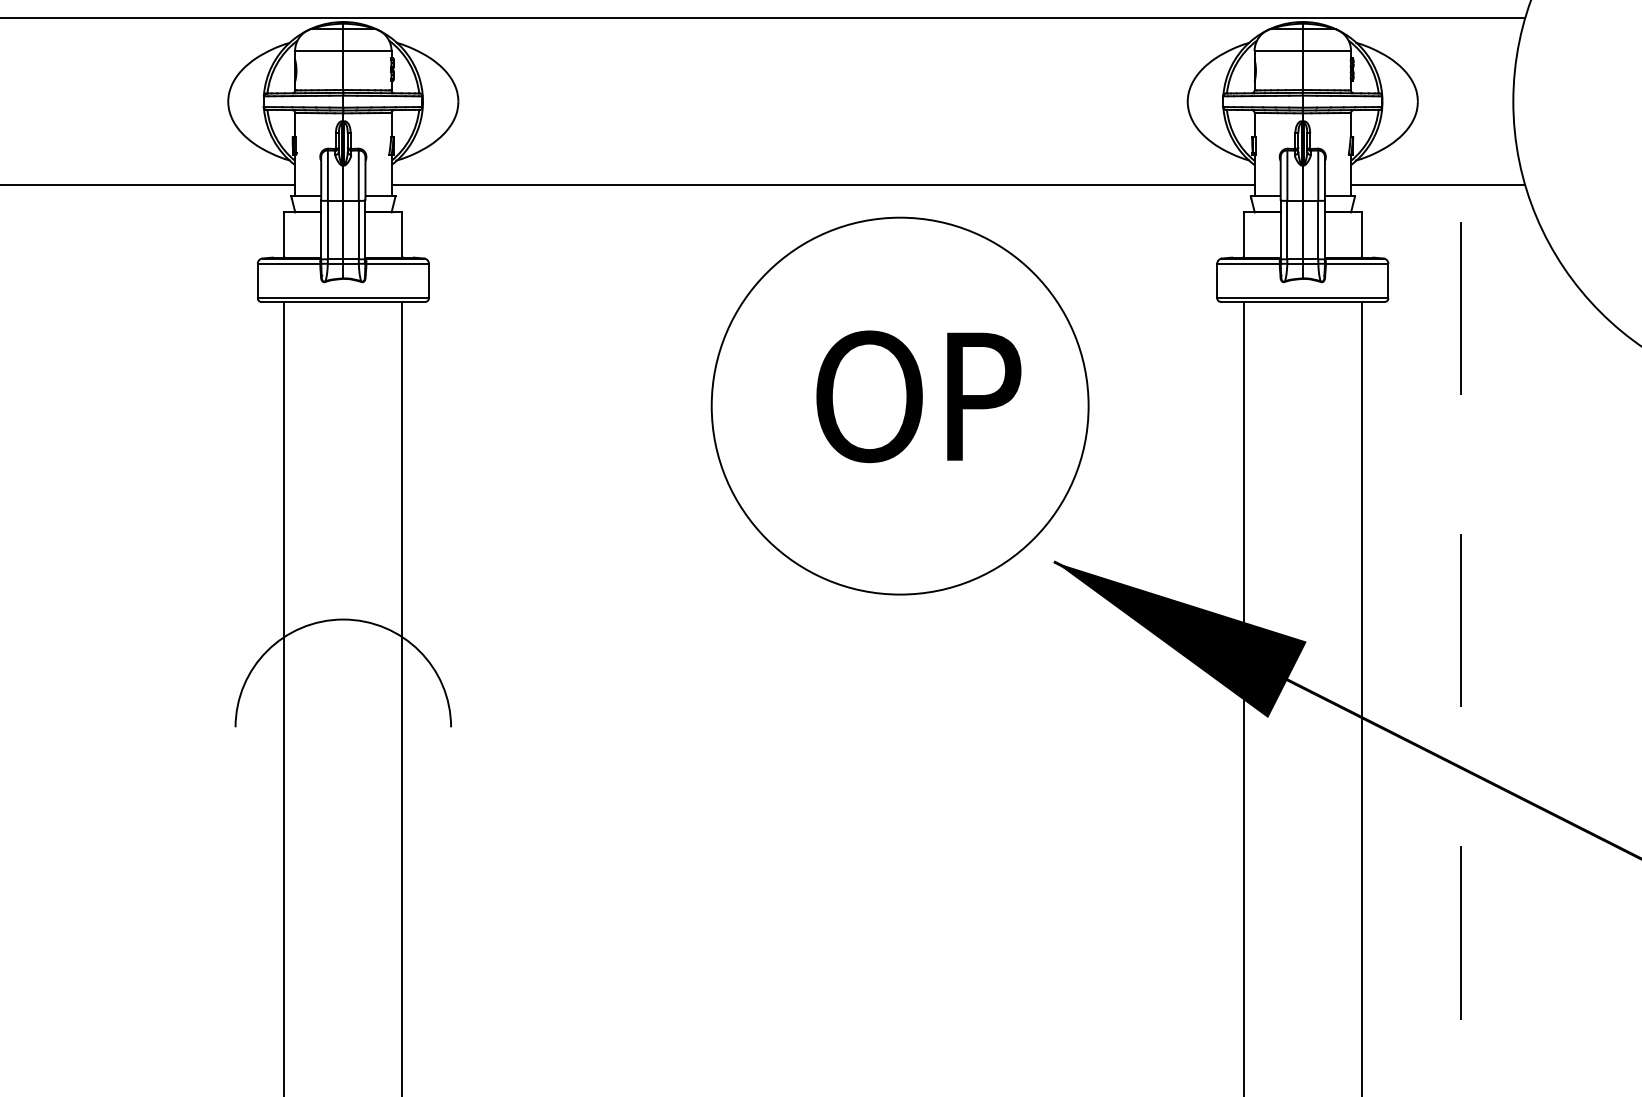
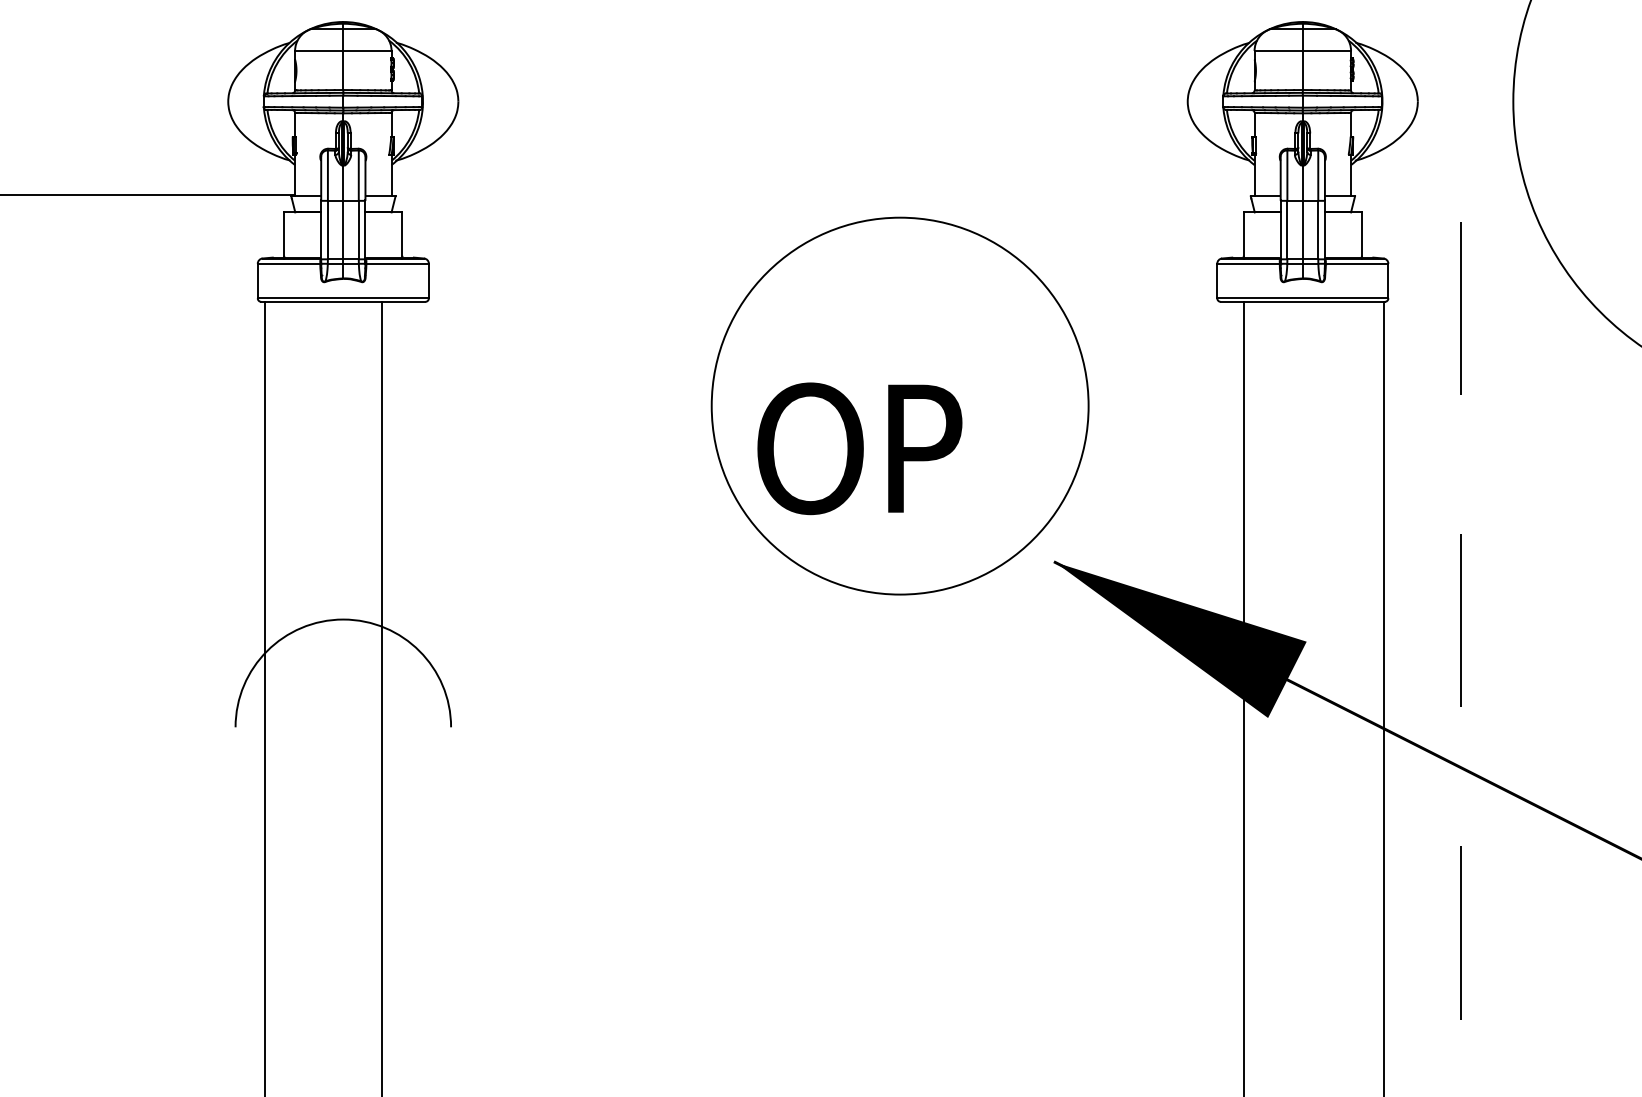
line: present -> none (763, 18)
line position: (148, 184) -> (148, 194) (148, 194)
line: present -> none (822, 184)
line: present -> none (1438, 184)
text position: (918, 396) -> (859, 448) (859, 448)
line position: (284, 697) -> (265, 697) (265, 697)
line position: (402, 697) -> (382, 697) (382, 697)
line position: (1361, 697) -> (1383, 697) (1383, 697)
